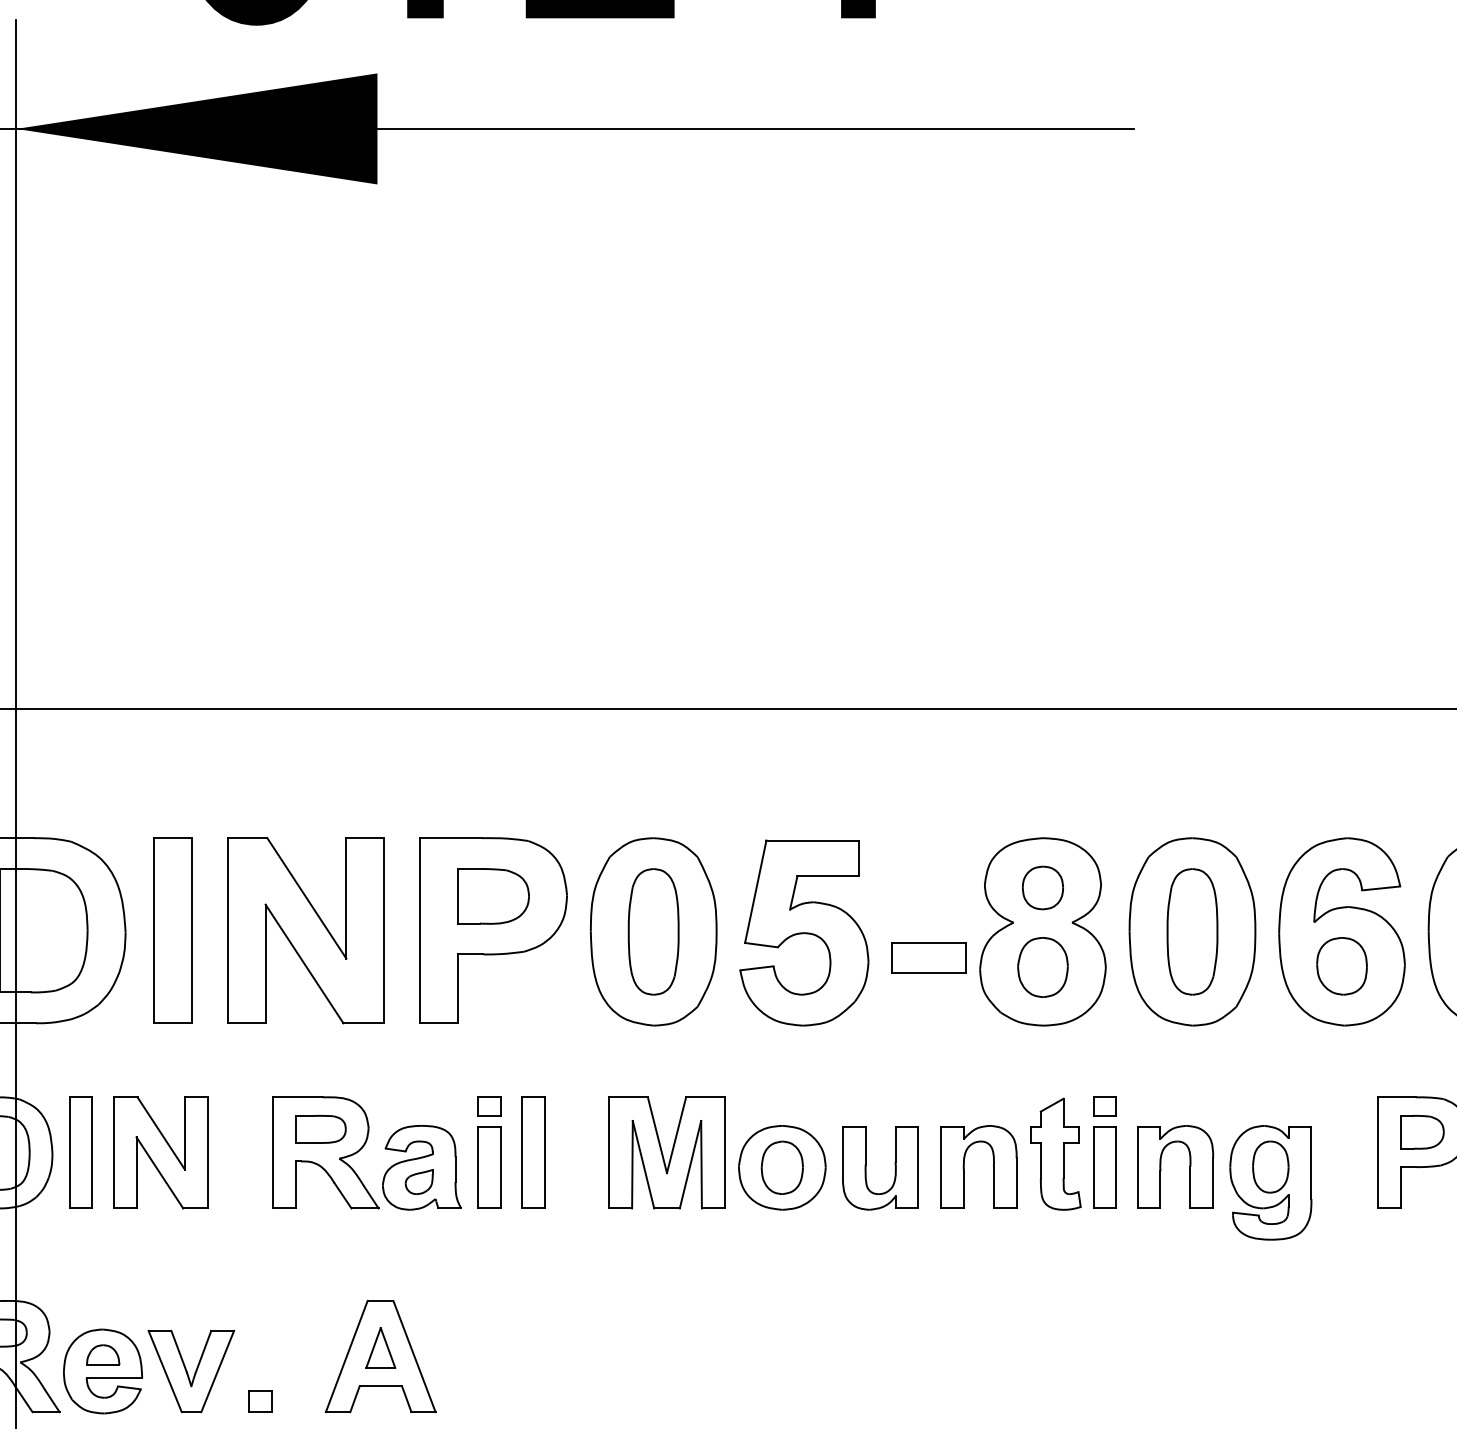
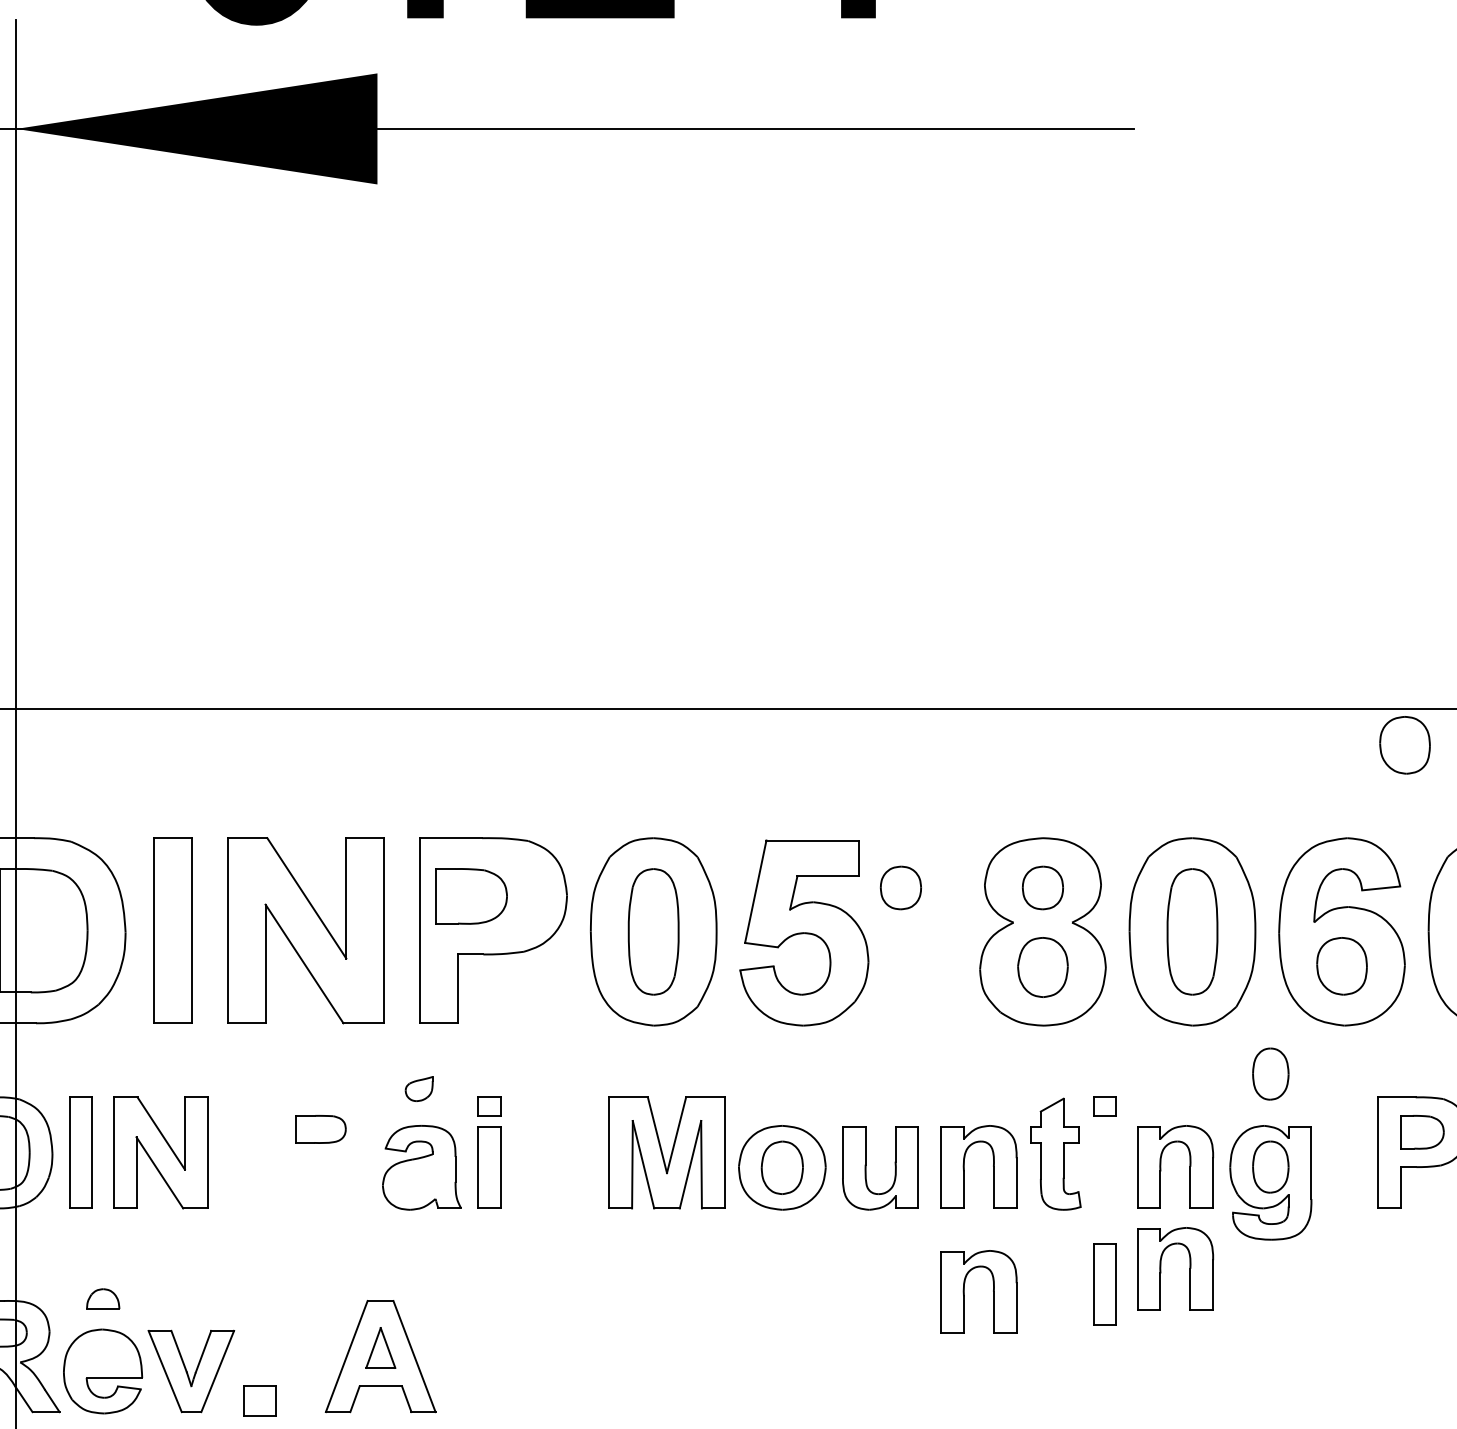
part: none -> present (1404, 745)
part: none -> present (900, 887)
part position: (493, 896) -> (471, 896) (471, 896)
part: present -> none (928, 957)
part: none -> present (1270, 1073)
part: present -> none (325, 1152)
part: present -> none (533, 1152)
part position: (1104, 1167) -> (1104, 1284) (1104, 1284)
part position: (418, 1181) -> (418, 1088) (418, 1088)
part: none -> present (1161, 1268)
part: none -> present (964, 1291)
part position: (103, 1354) -> (103, 1298) (103, 1298)
part size: 25x23 px -> 34x32 px (259, 1400)
